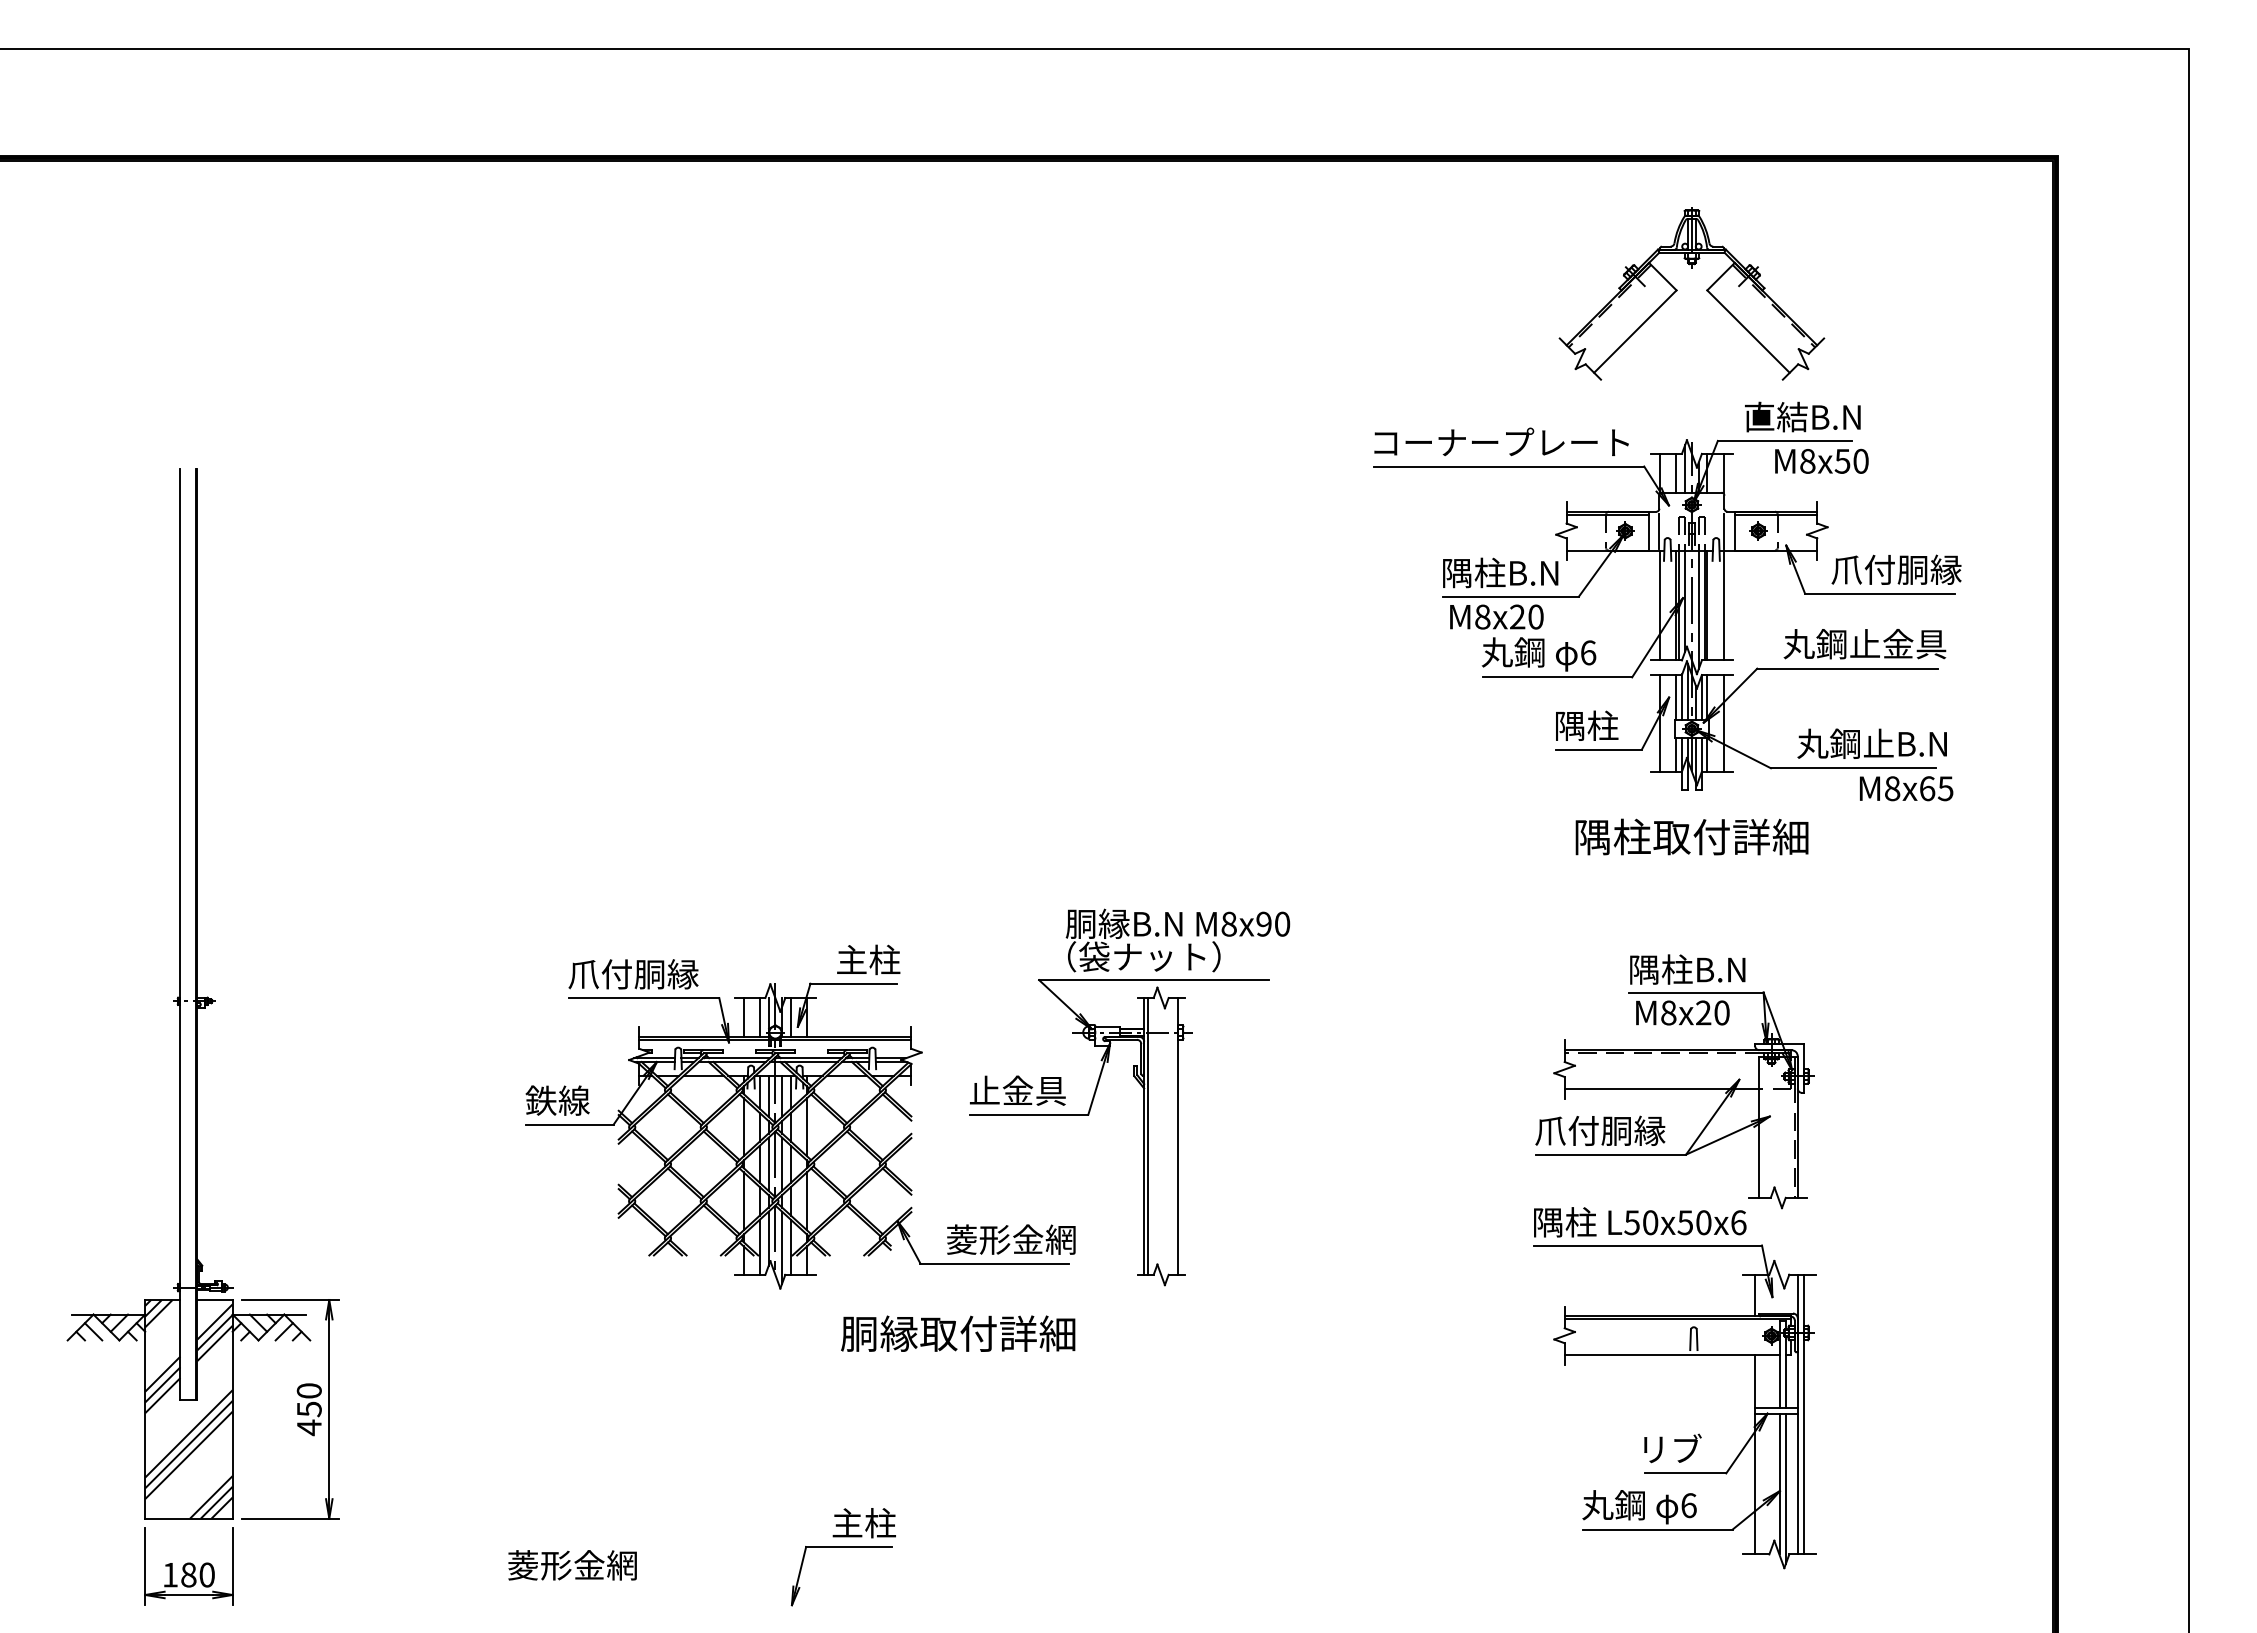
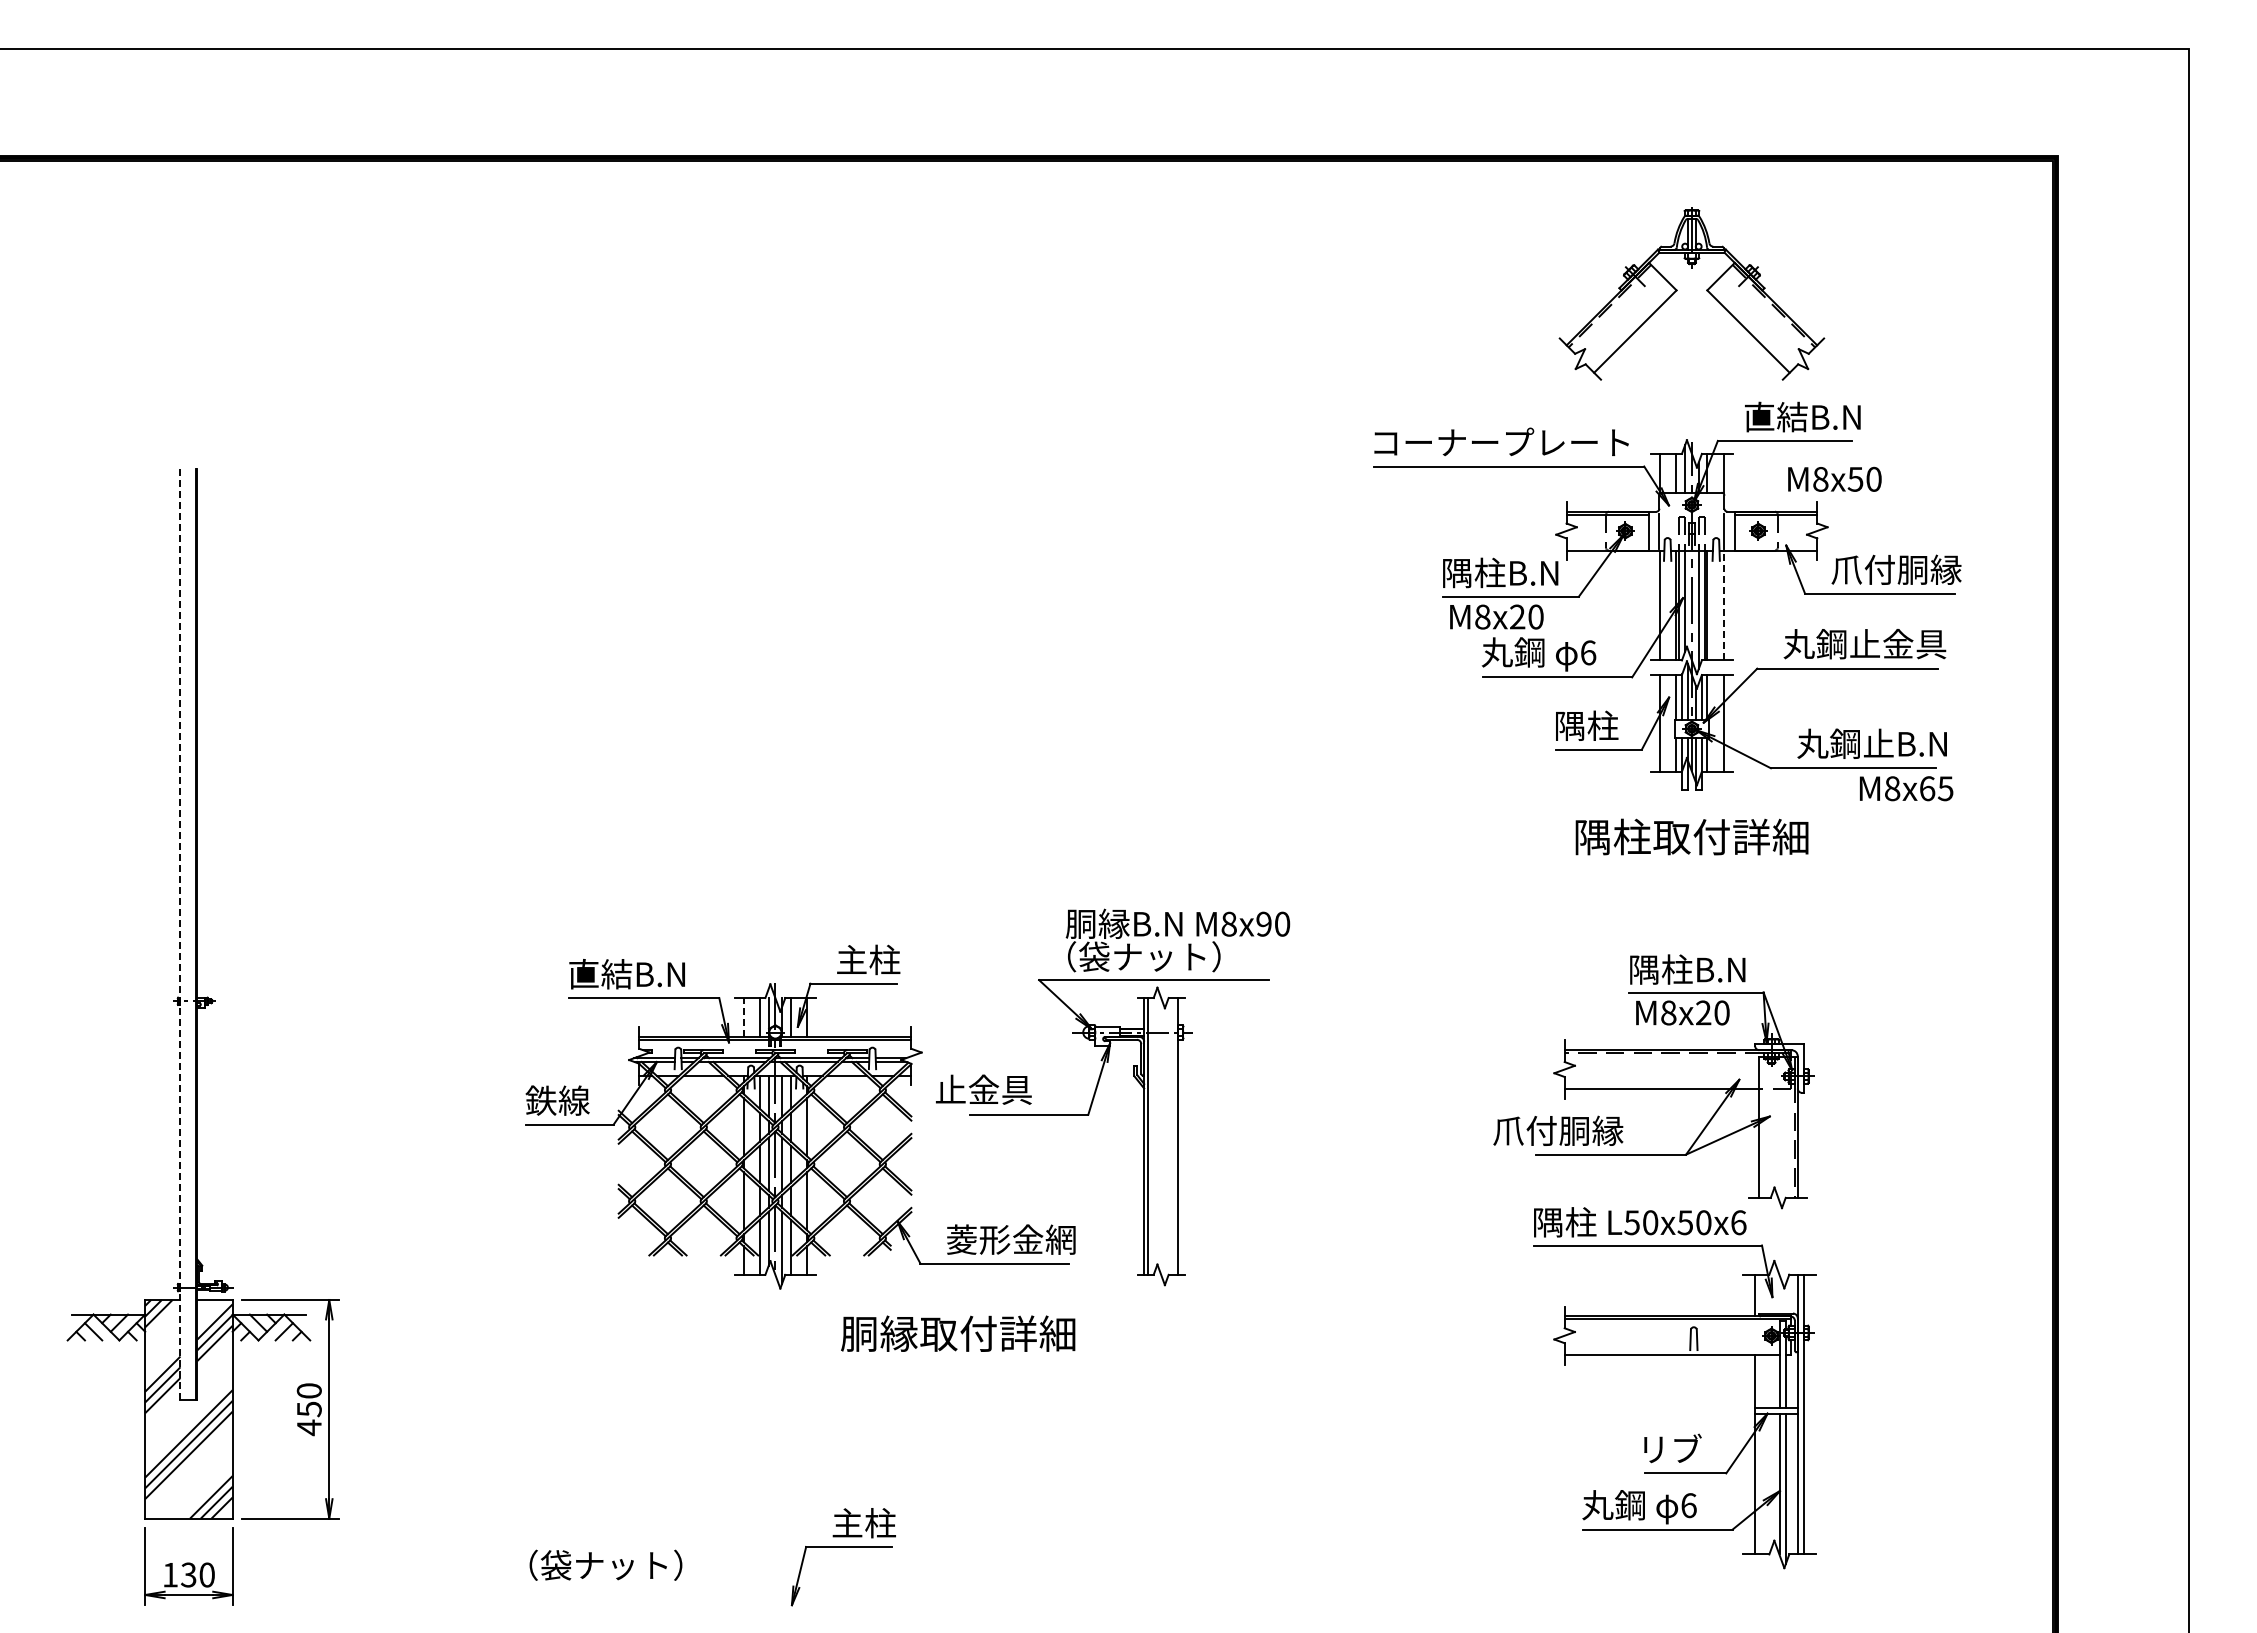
text position: (1821, 460) -> (1834, 478) (1834, 478)
line: solid -> dashed (1723, 605)
line: solid -> dashed (180, 934)
text: 爪付胴縁 -> 直結B.N (633, 973)
line: solid -> dashed (743, 1016)
text position: (1017, 1090) -> (983, 1089) (983, 1089)
text position: (1600, 1130) -> (1558, 1130) (1558, 1130)
text: 菱形金網 -> （袋ナット） (595, 1564)
text: 180 -> 130 (188, 1574)
